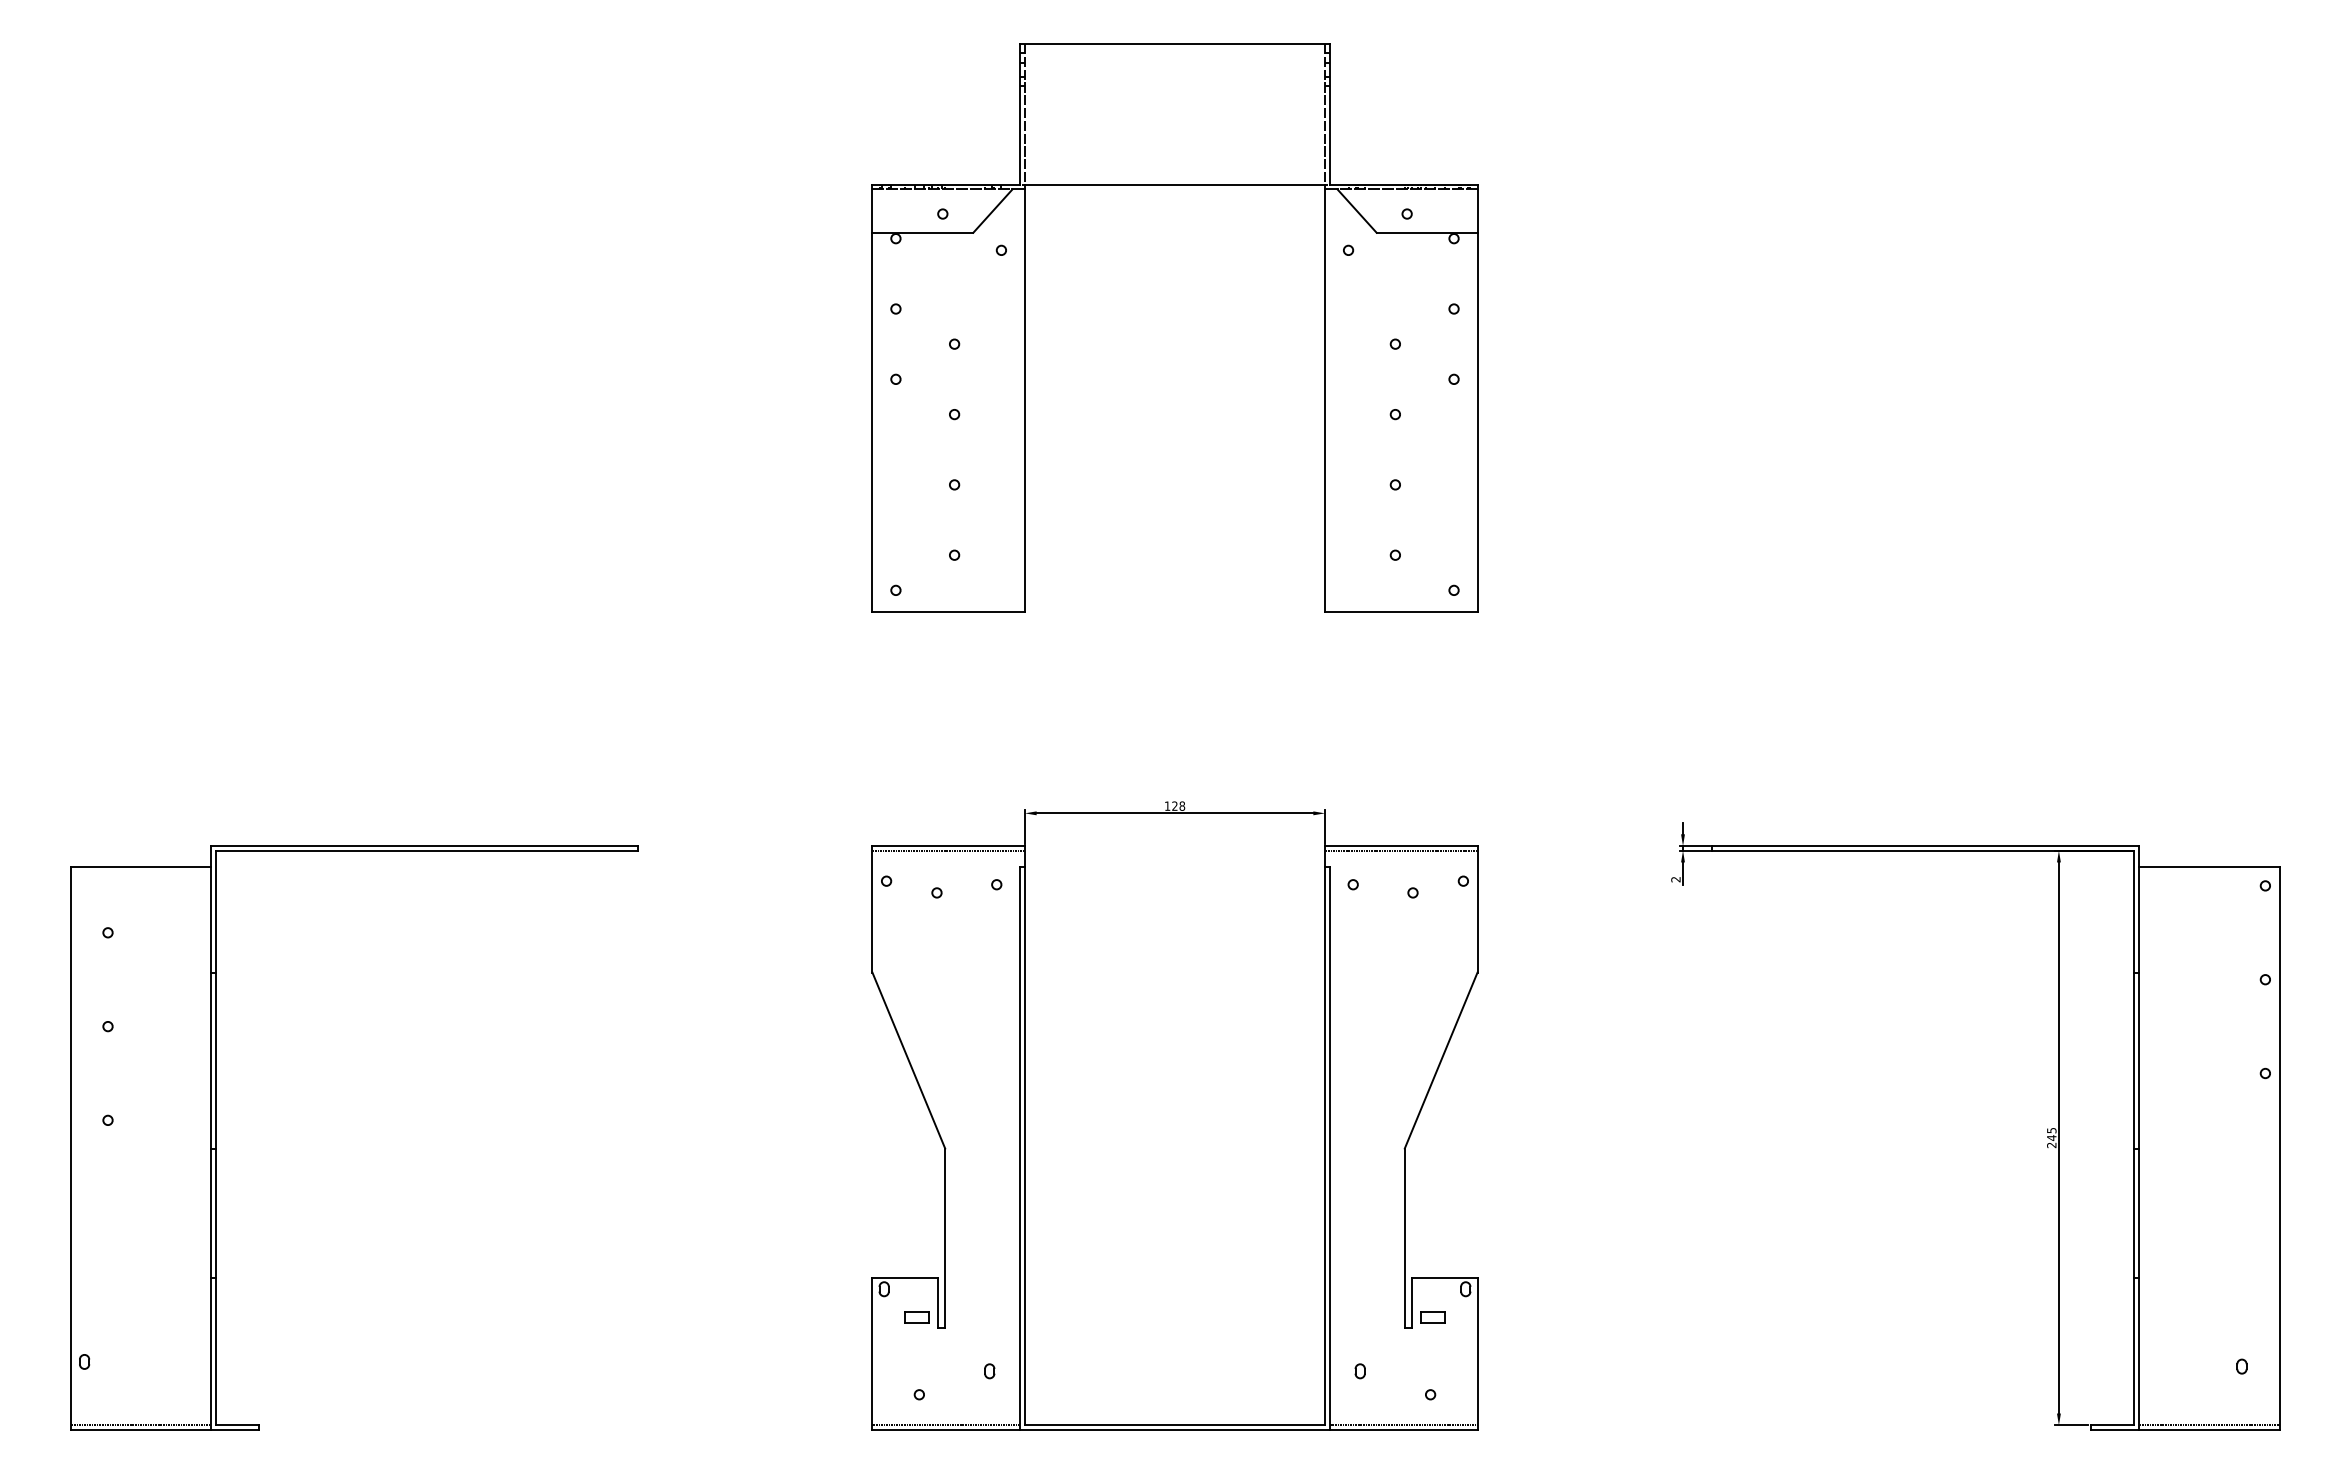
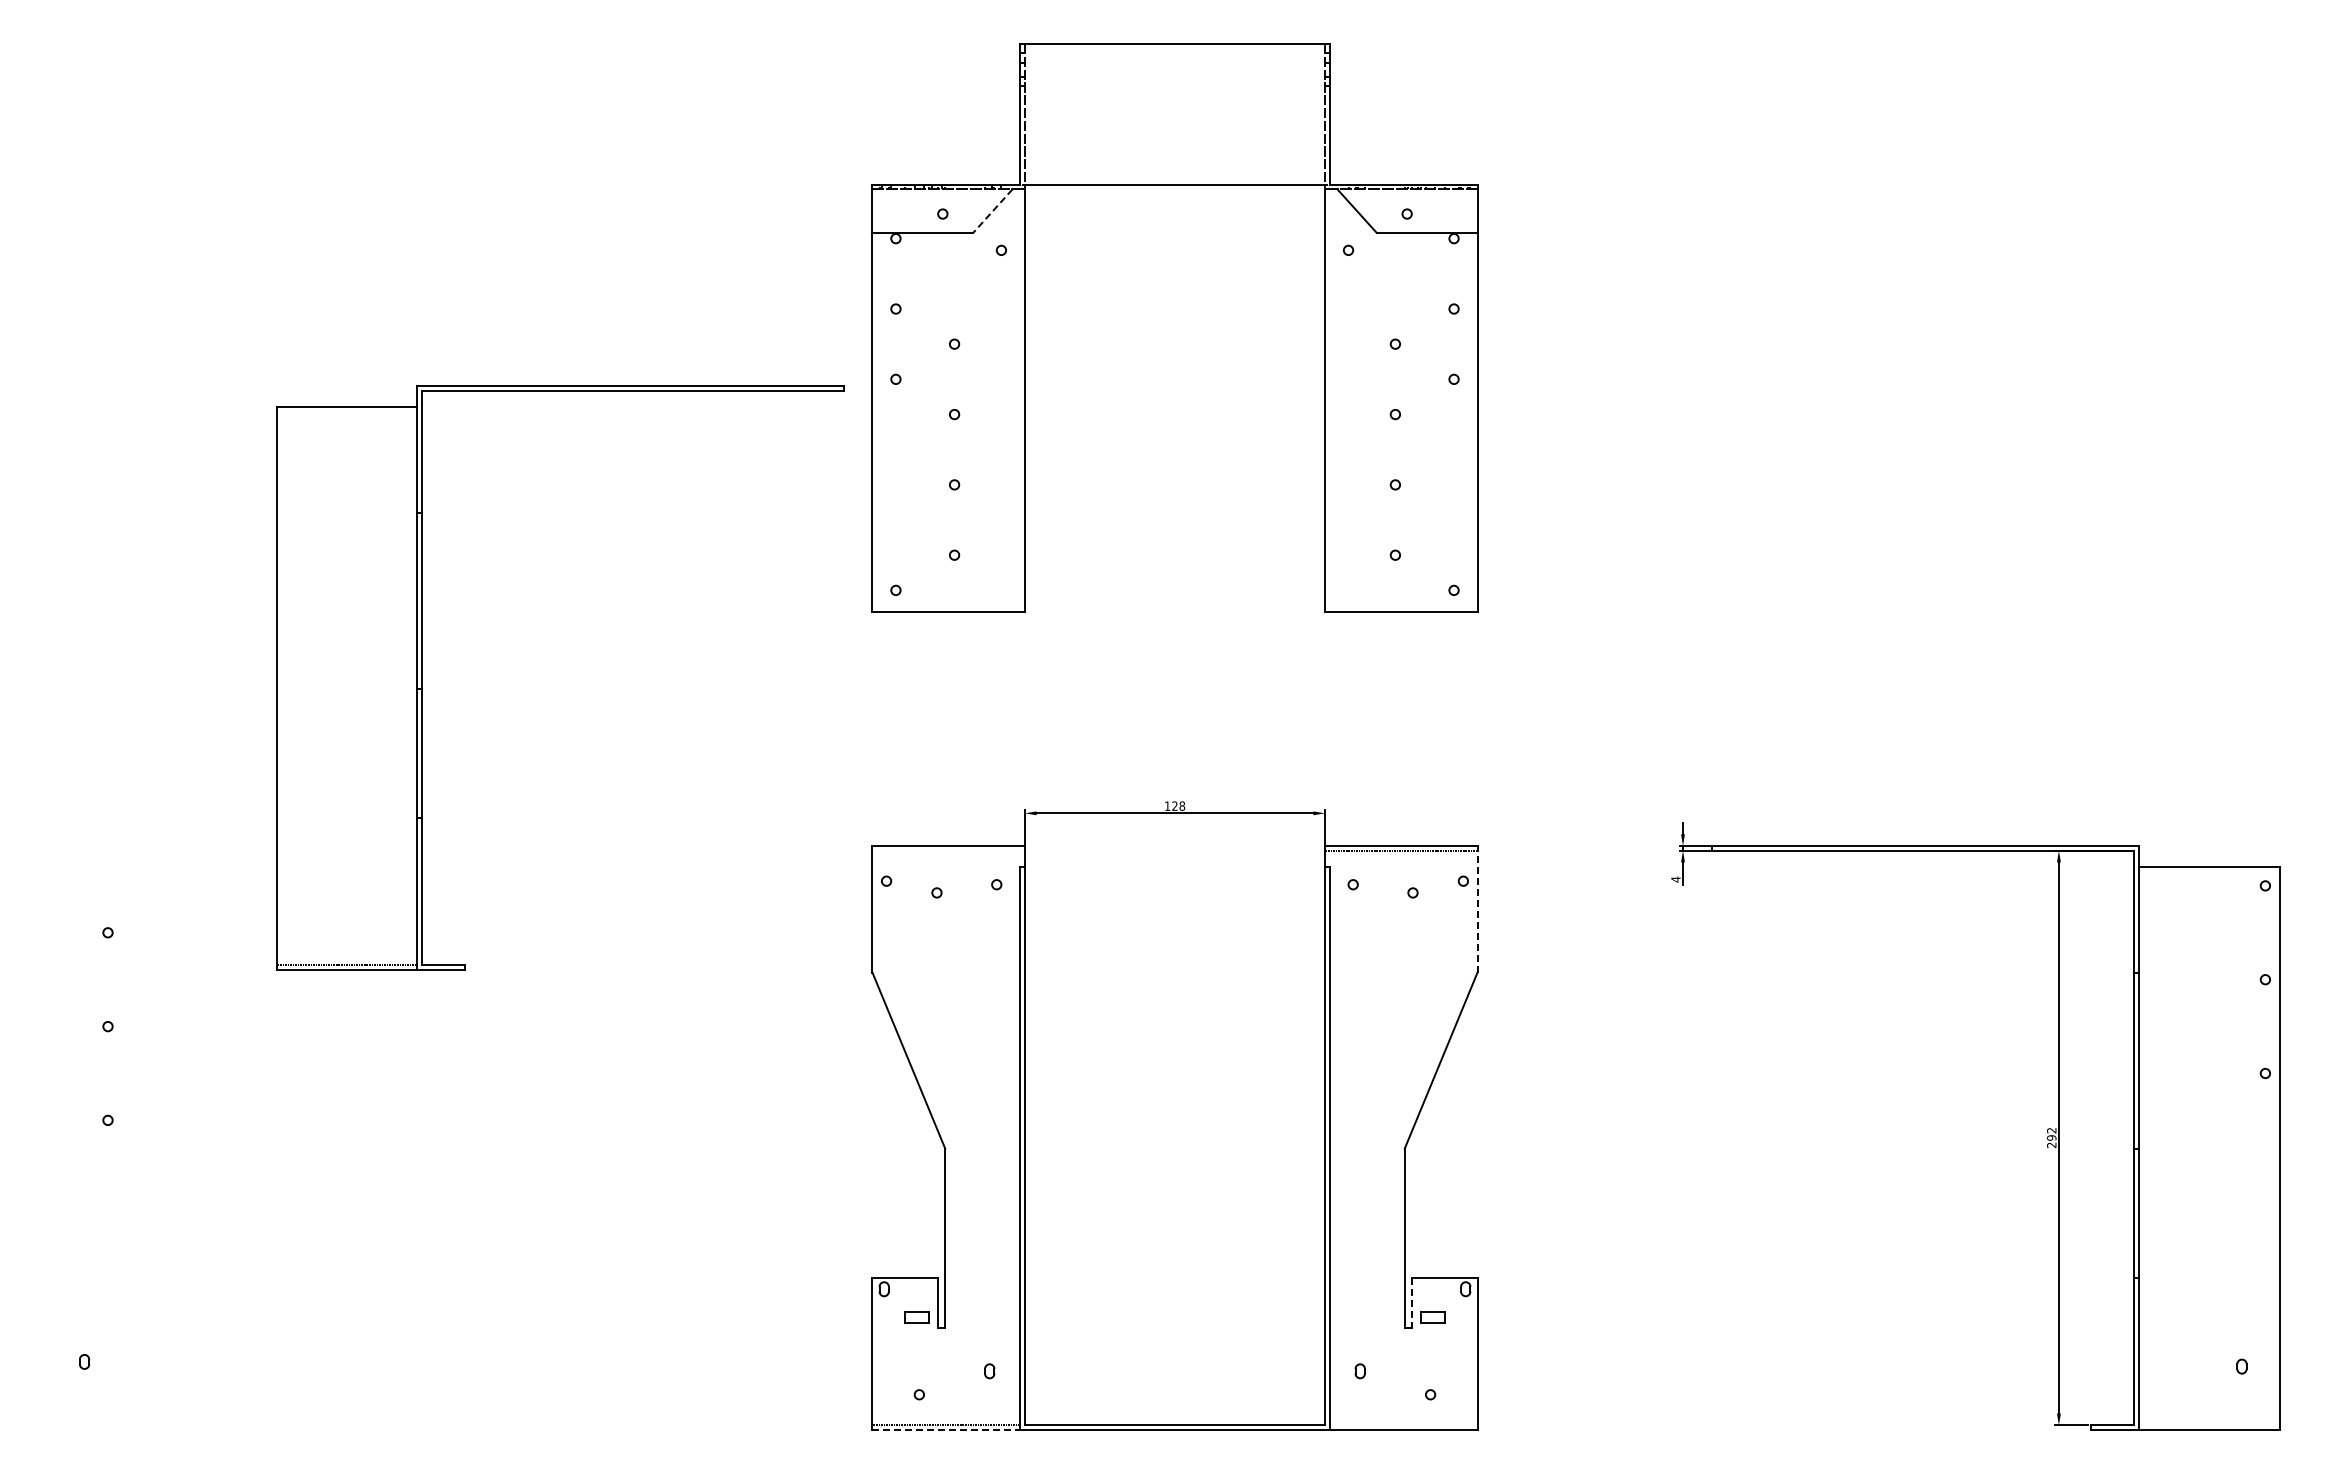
line: solid -> dashed (992, 211)
line: present -> none (948, 850)
text: 2 -> 4 (1675, 879)
line: solid -> dashed (1477, 908)
text: 245 -> 292 (2051, 1134)
part position: (216, 1137) -> (422, 677) (422, 677)
line: solid -> dashed (1411, 1303)
line: present -> none (1403, 1425)
line: present -> none (2208, 1425)
line: solid -> dashed (946, 1429)
